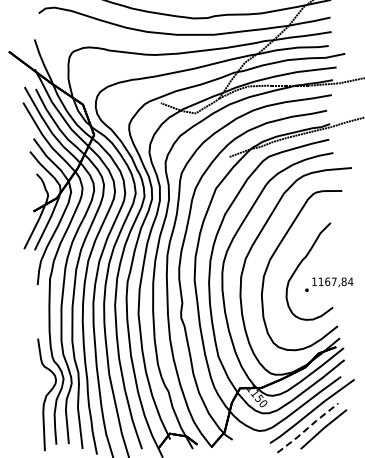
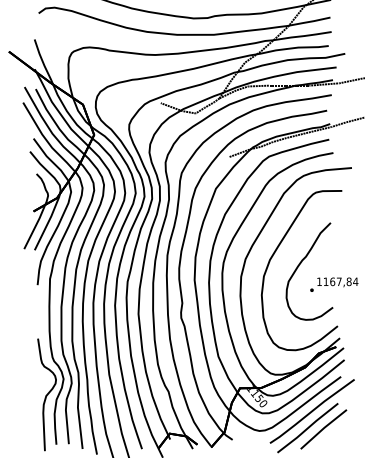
text position: (329, 284) -> (334, 284) (334, 284)
line: dashed -> solid (308, 427)
